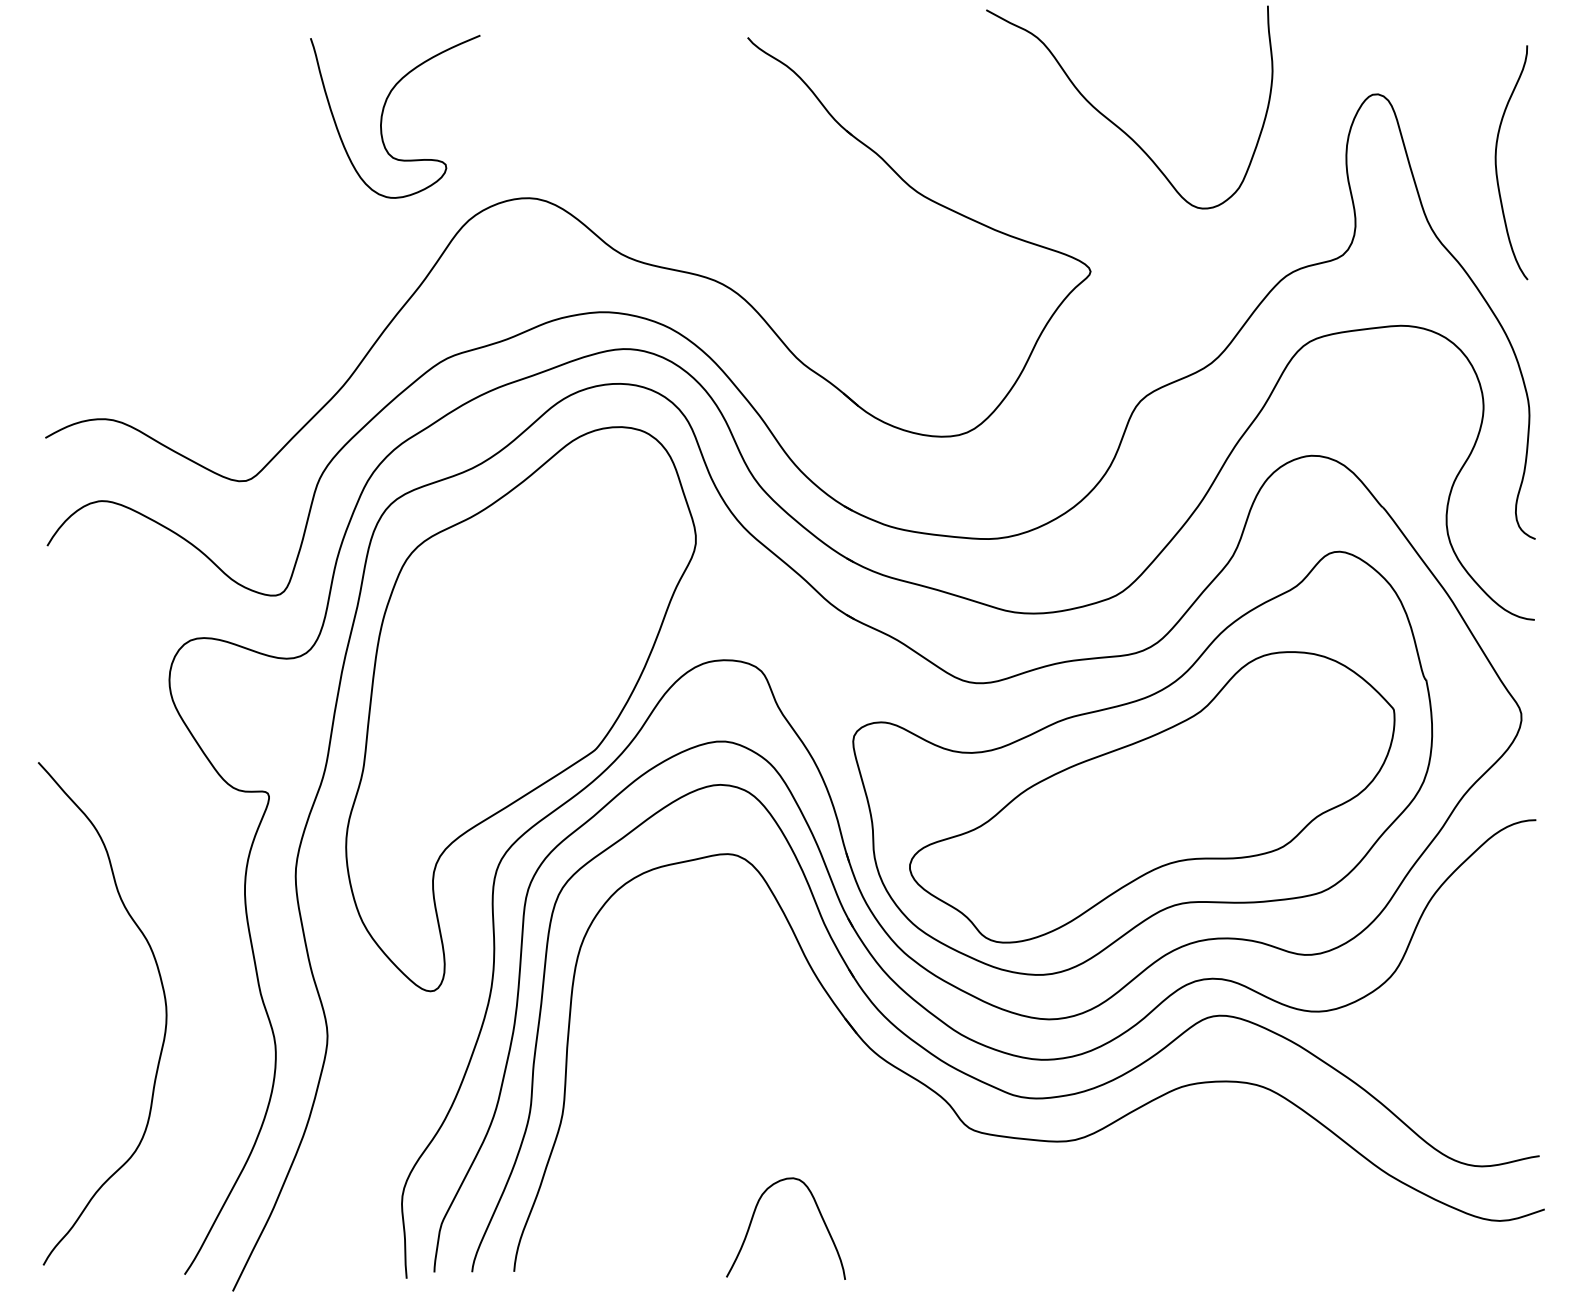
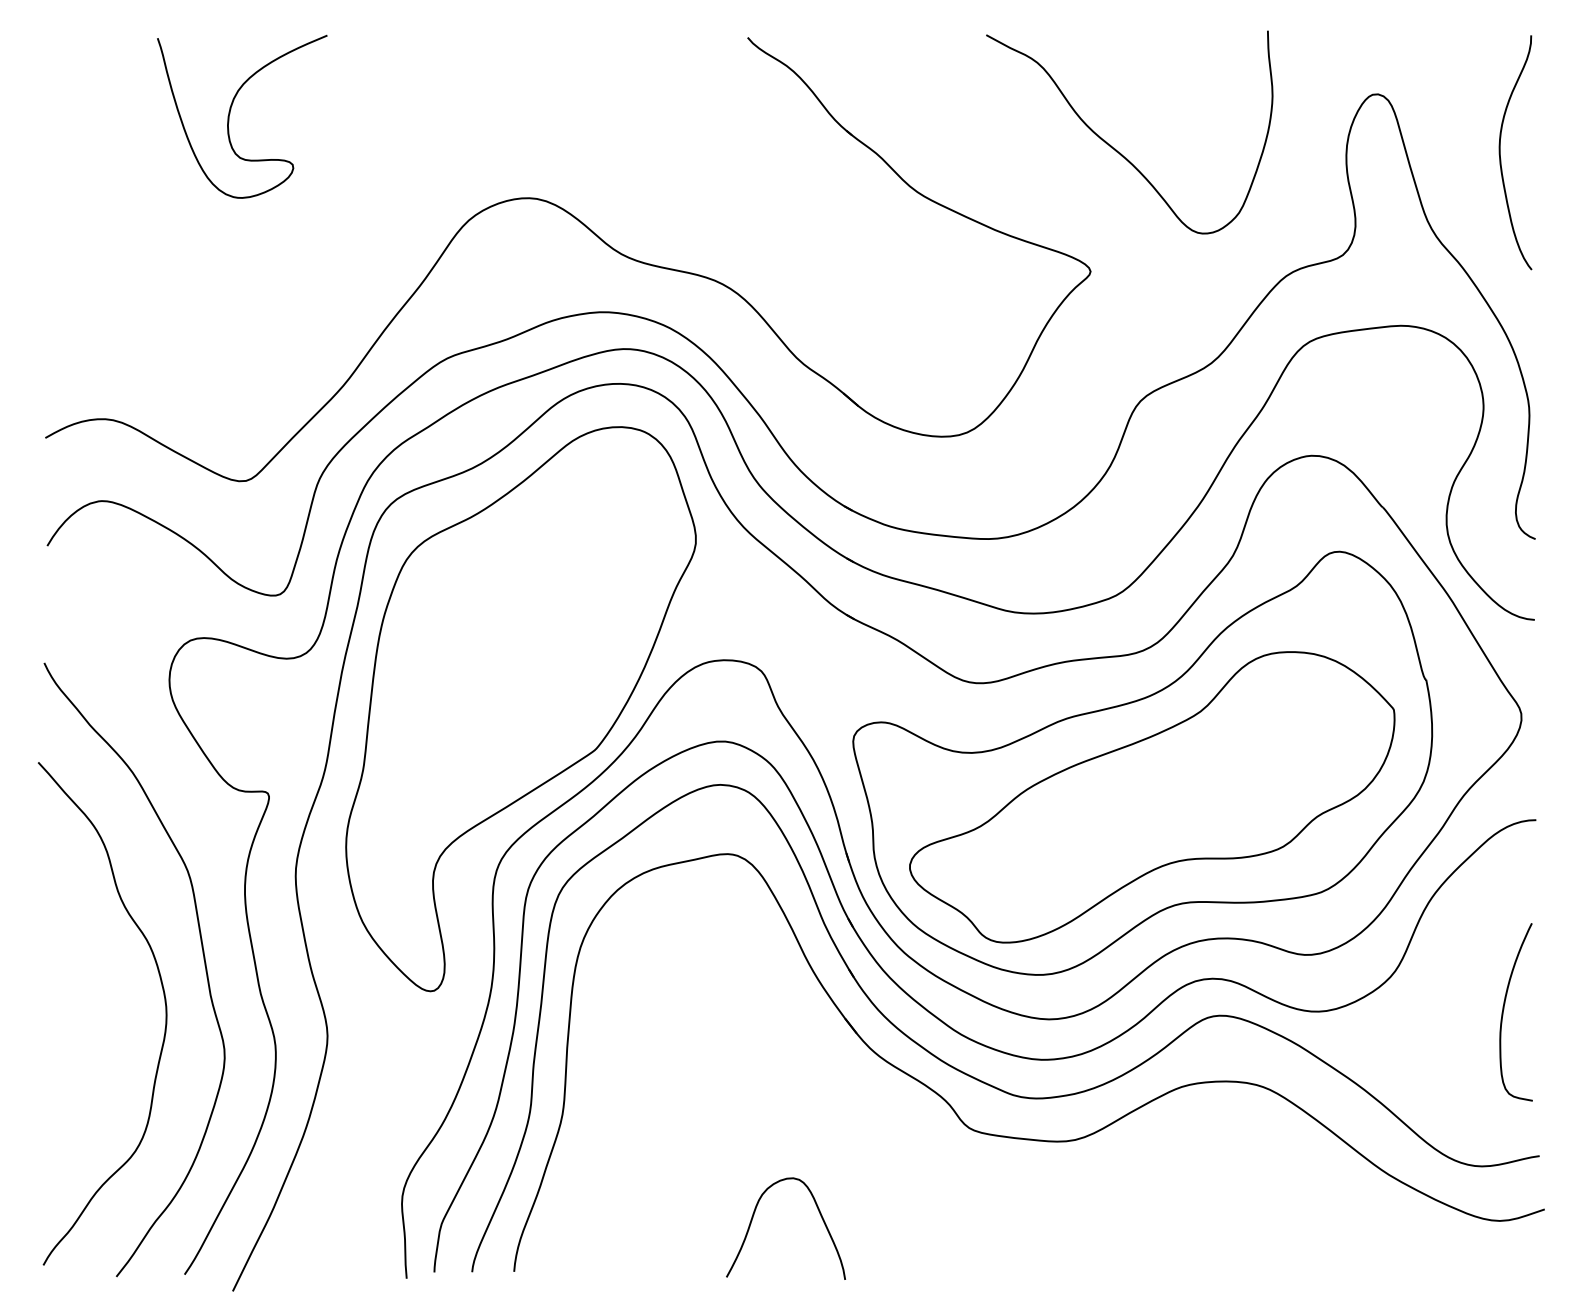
curve position: (383, 114) -> (230, 114) (230, 114)
curve position: (1115, 123) -> (1115, 148) (1115, 148)
curve position: (1496, 162) -> (1500, 152) (1500, 152)
curve: none -> present (203, 959)
curve: none -> present (1504, 1009)
